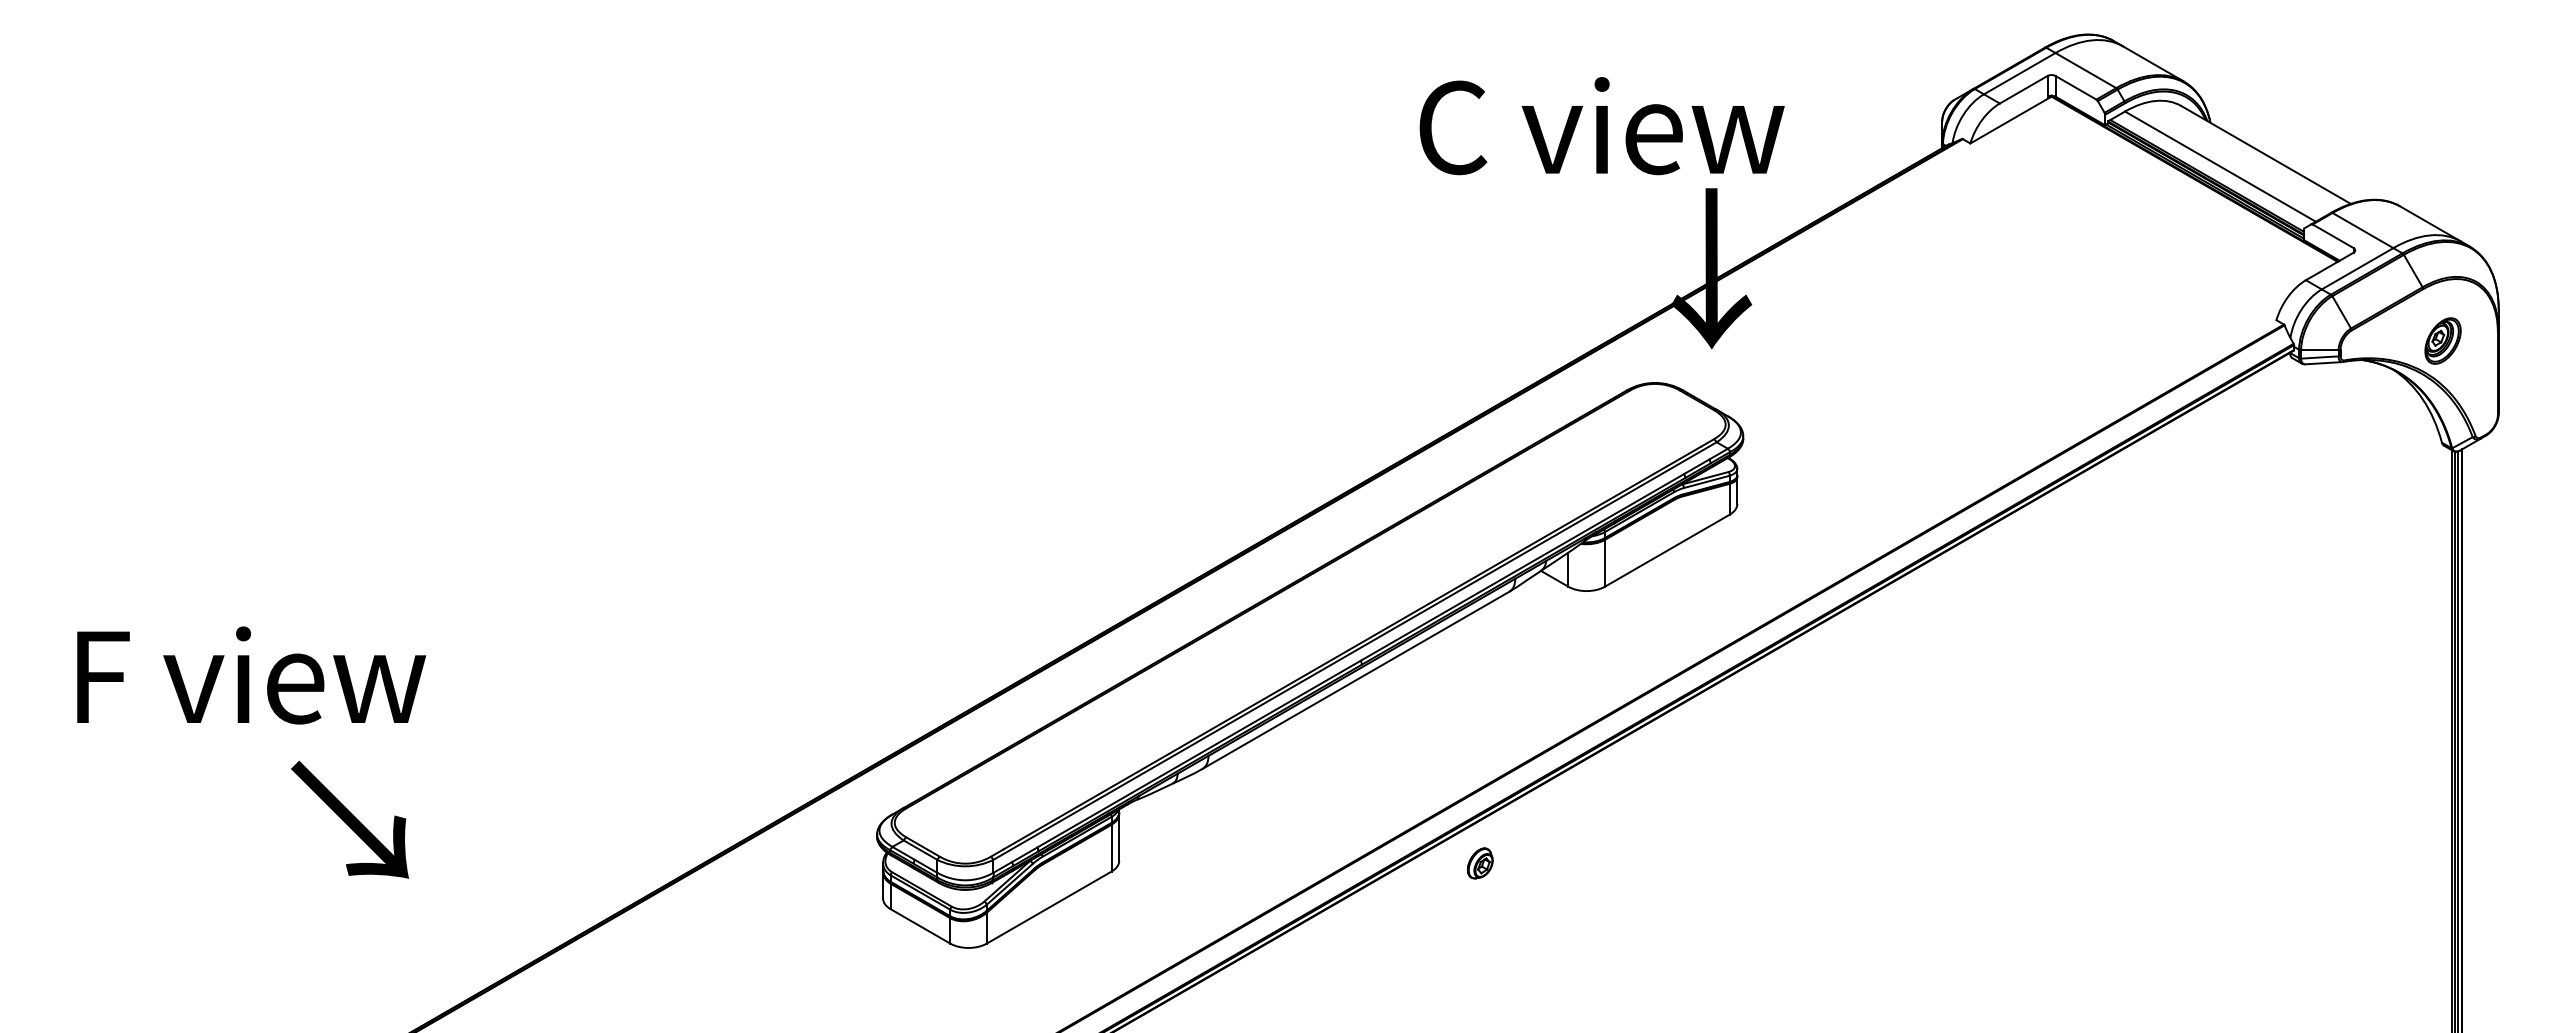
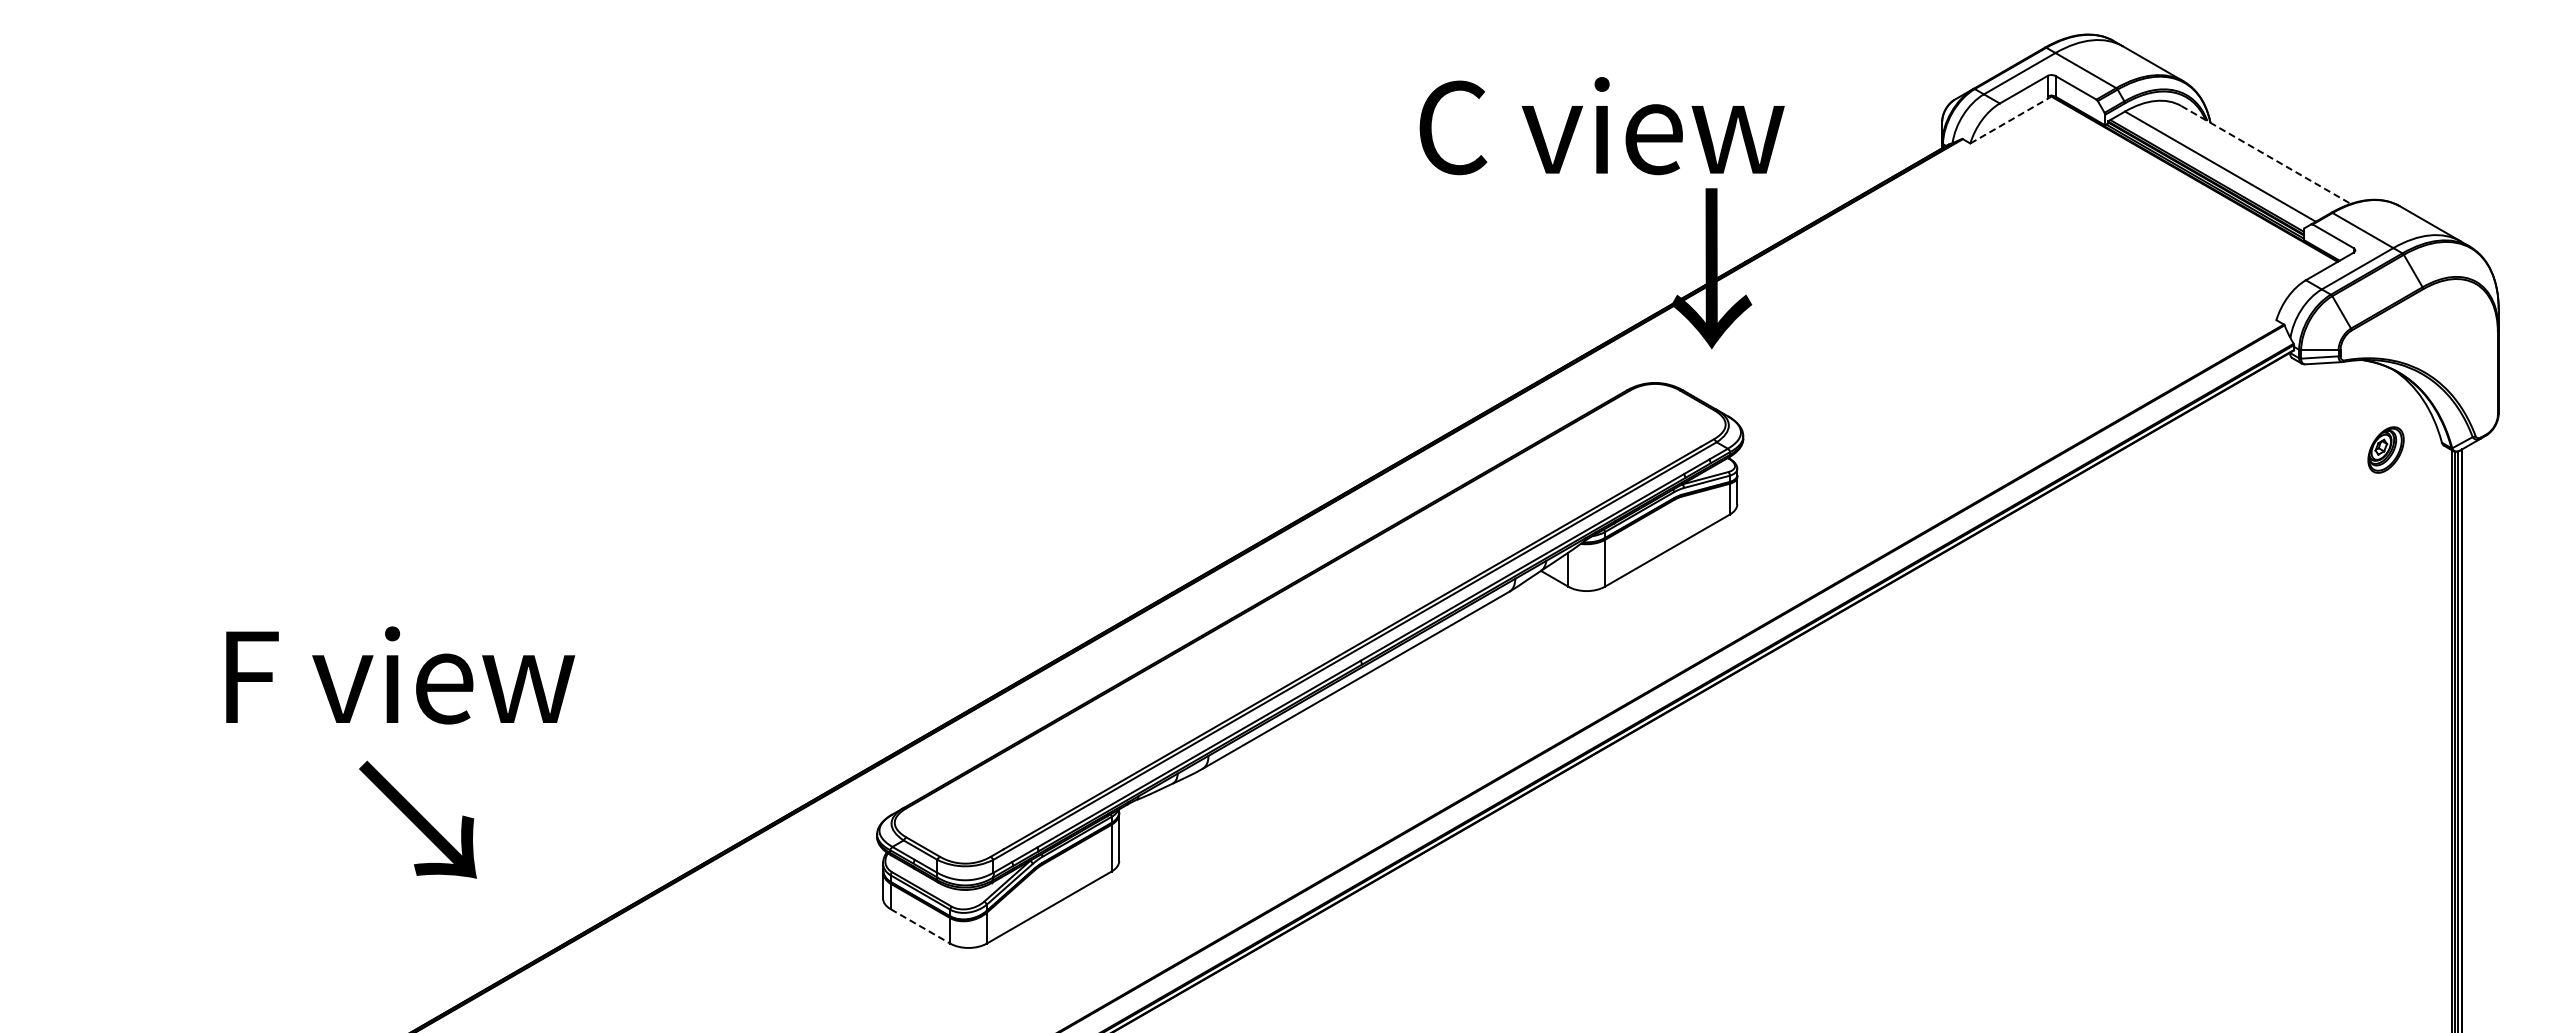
line: solid -> dashed (2009, 120)
line: solid -> dashed (2266, 154)
part position: (2442, 340) -> (2385, 449) (2385, 449)
text position: (251, 675) -> (400, 675) (400, 675)
text position: (349, 819) -> (417, 819) (417, 819)
part: present -> none (1480, 863)
line: solid -> dashed (920, 926)
